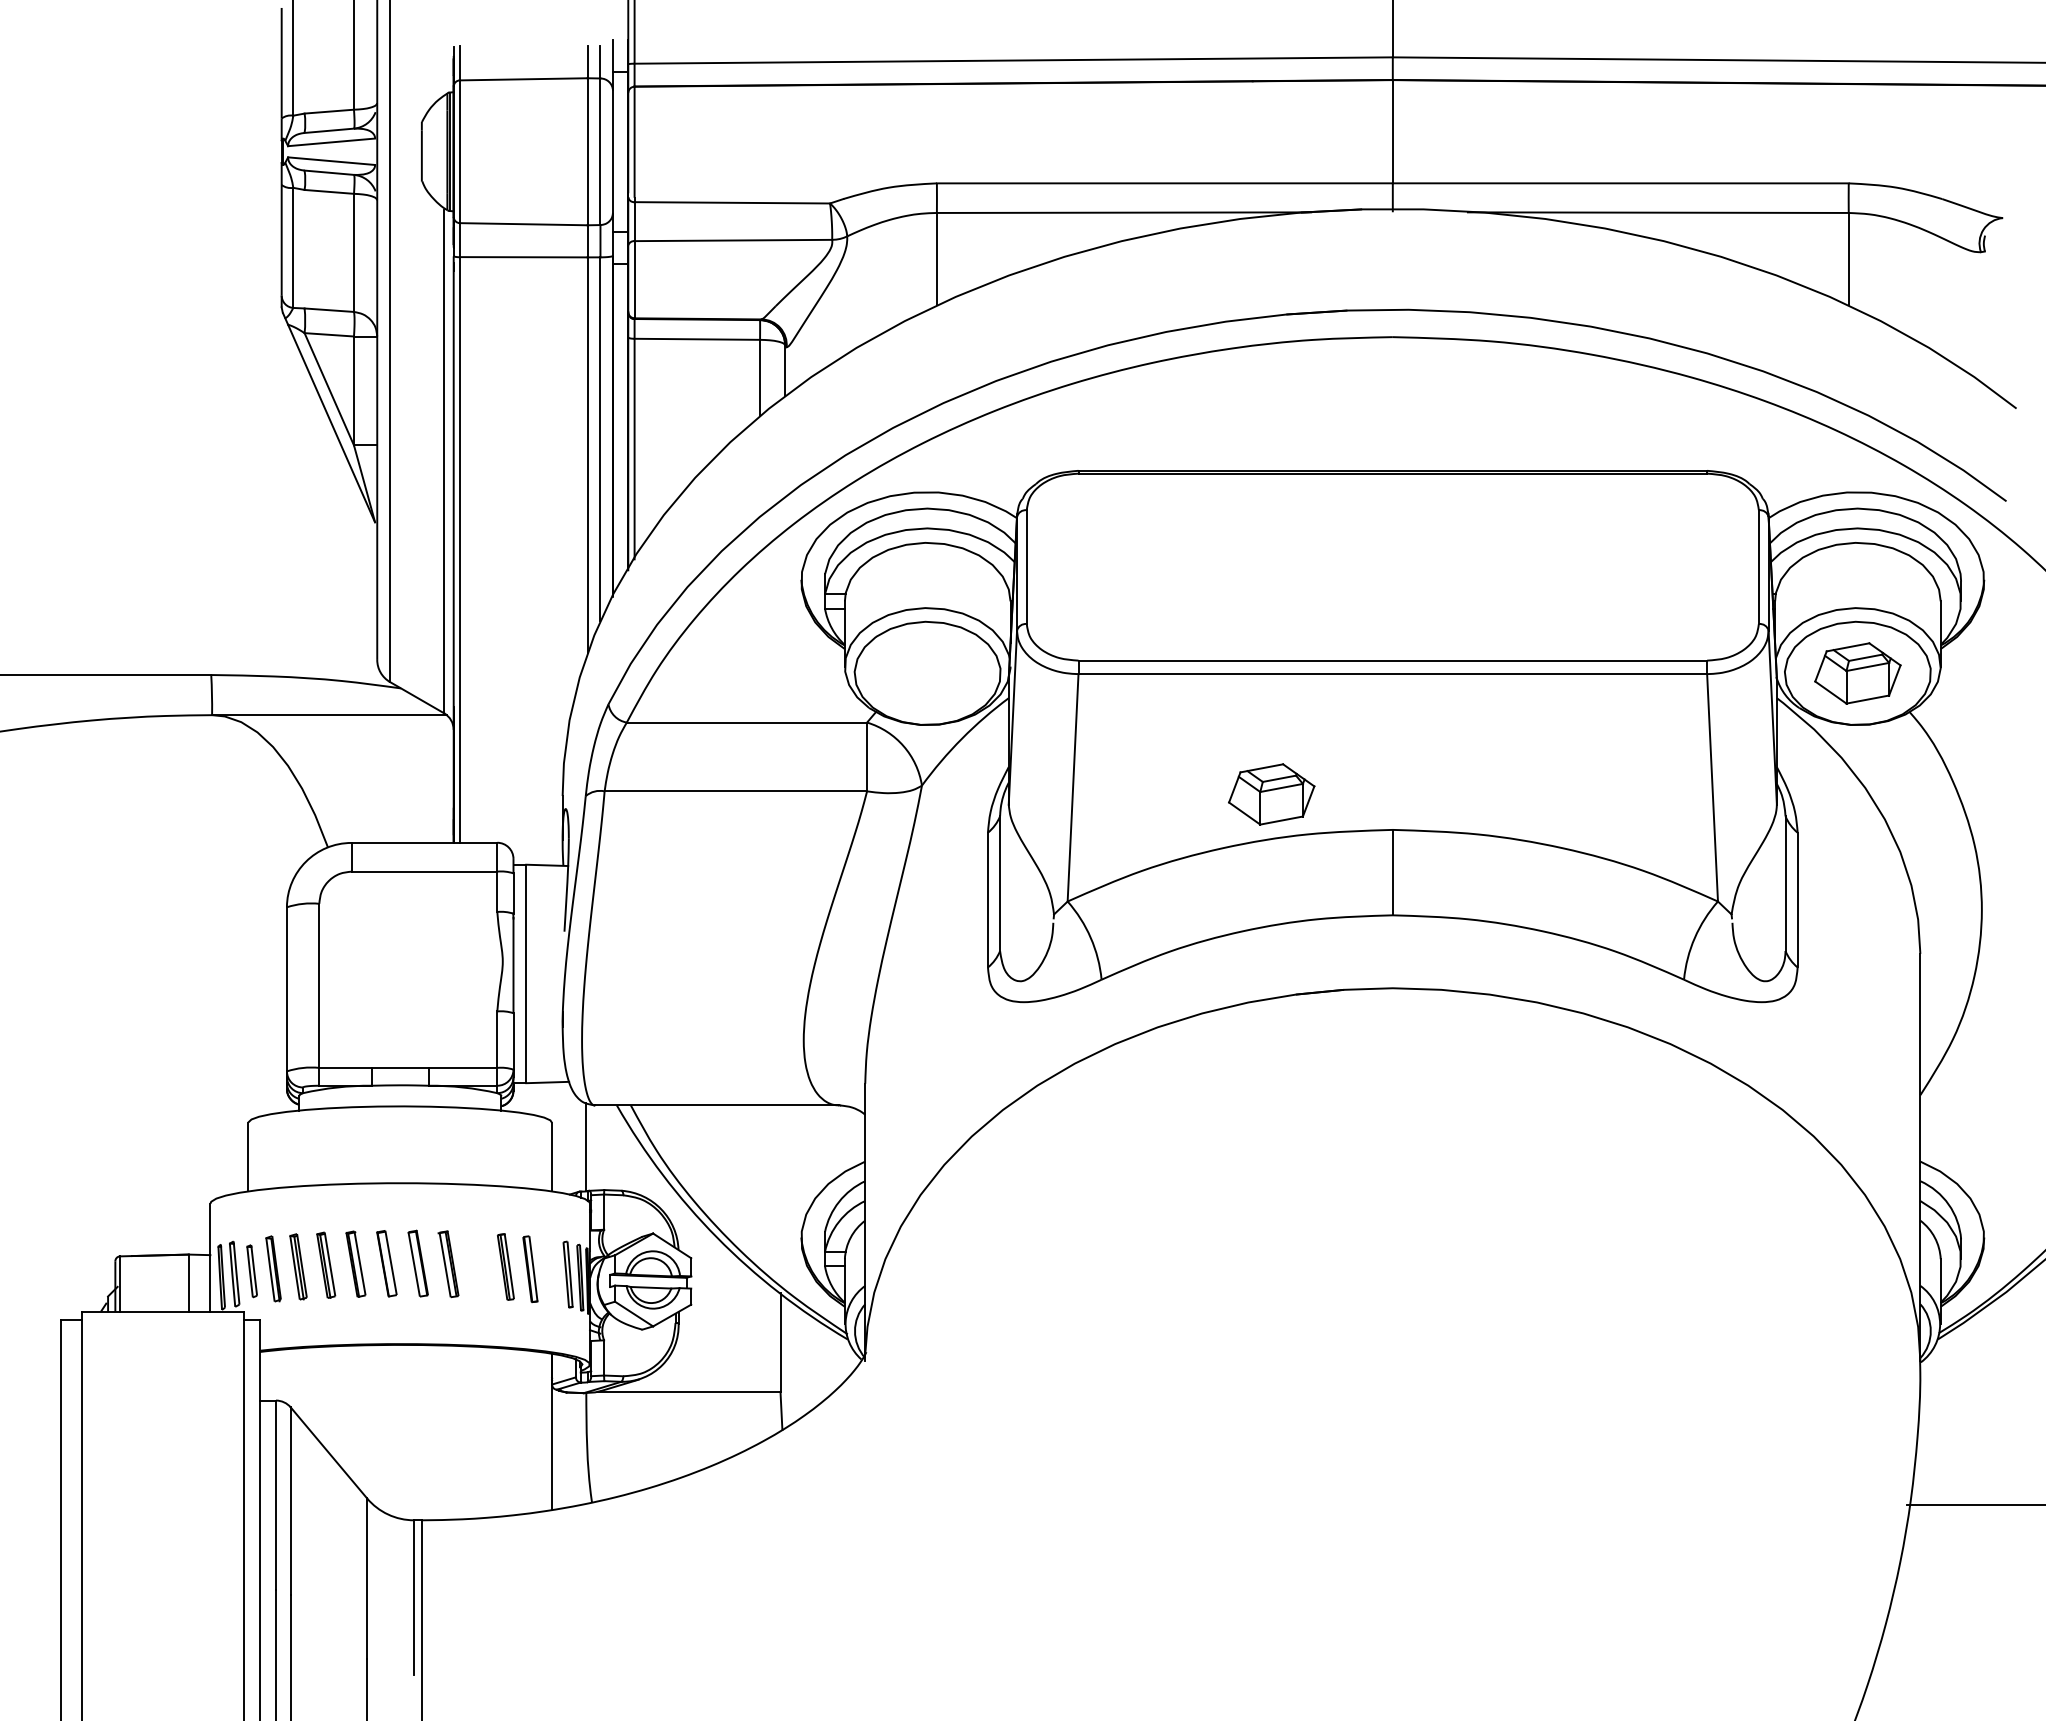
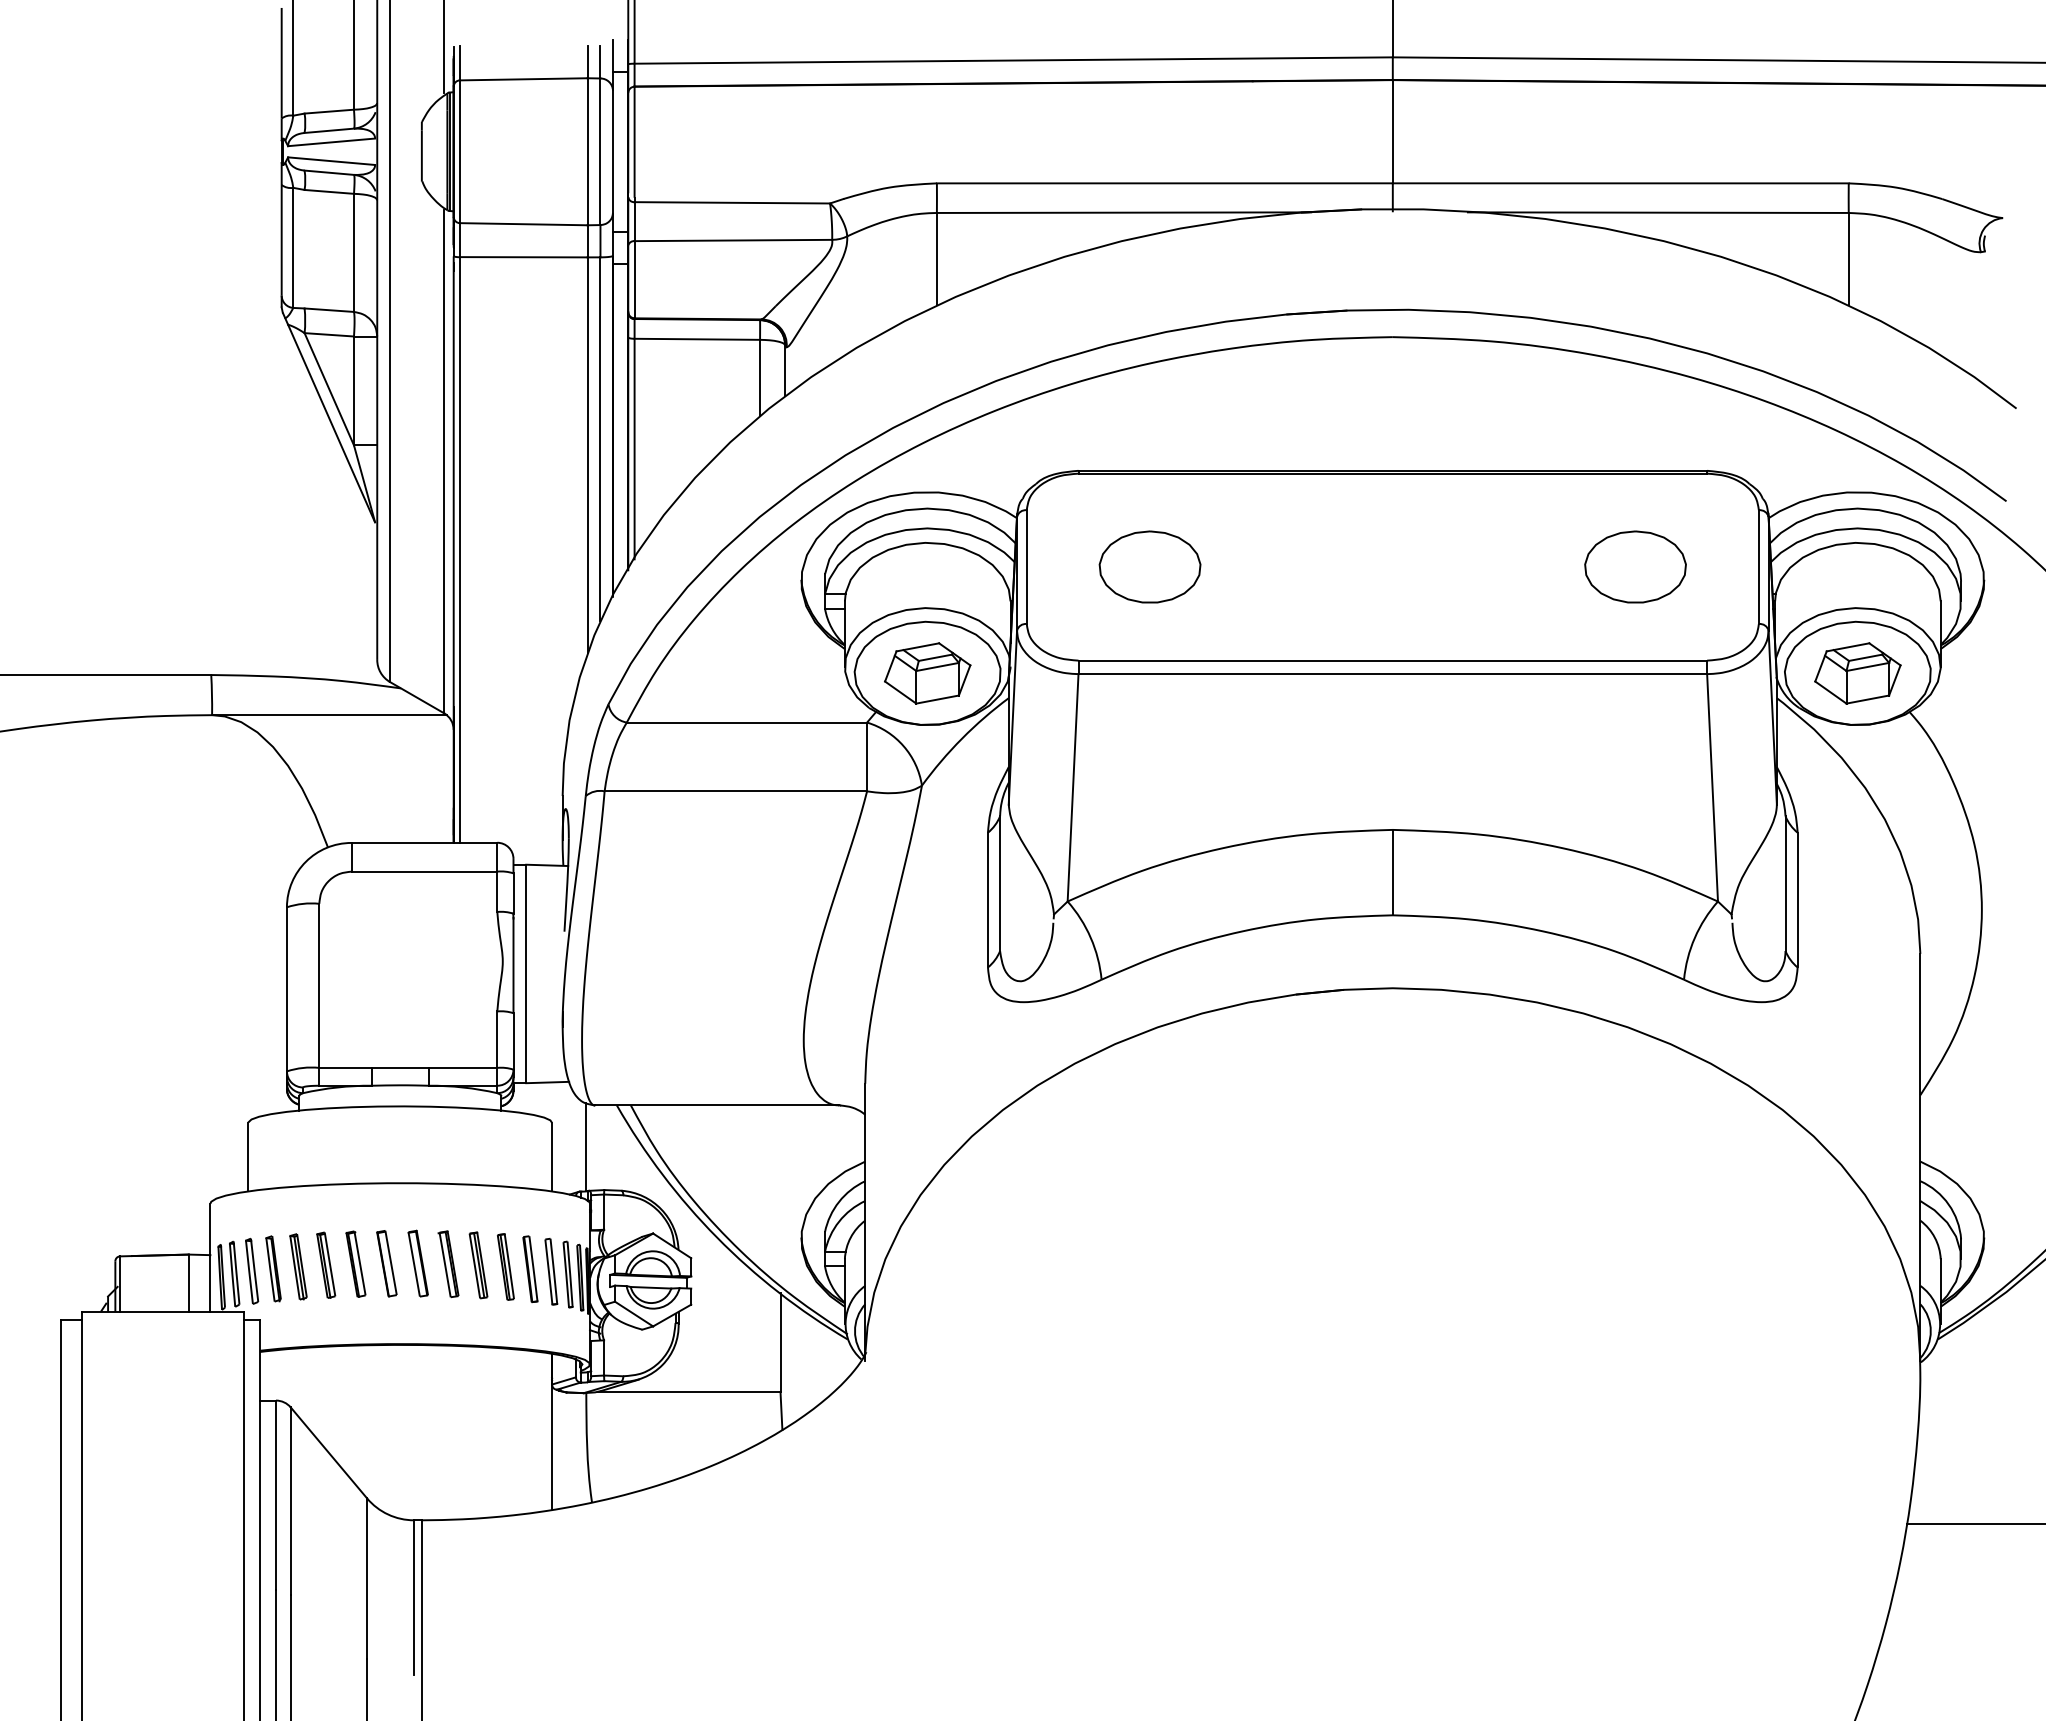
line: none -> present (444, 47)
part: none -> present (1149, 566)
part: none -> present (1635, 566)
part position: (1271, 794) -> (927, 673) (927, 673)
part: none -> present (478, 1265)
part size: 12x55 px -> 15x68 px (252, 1270)
part: none -> present (551, 1271)
line position: (1974, 1505) -> (1974, 1524) (1974, 1524)
